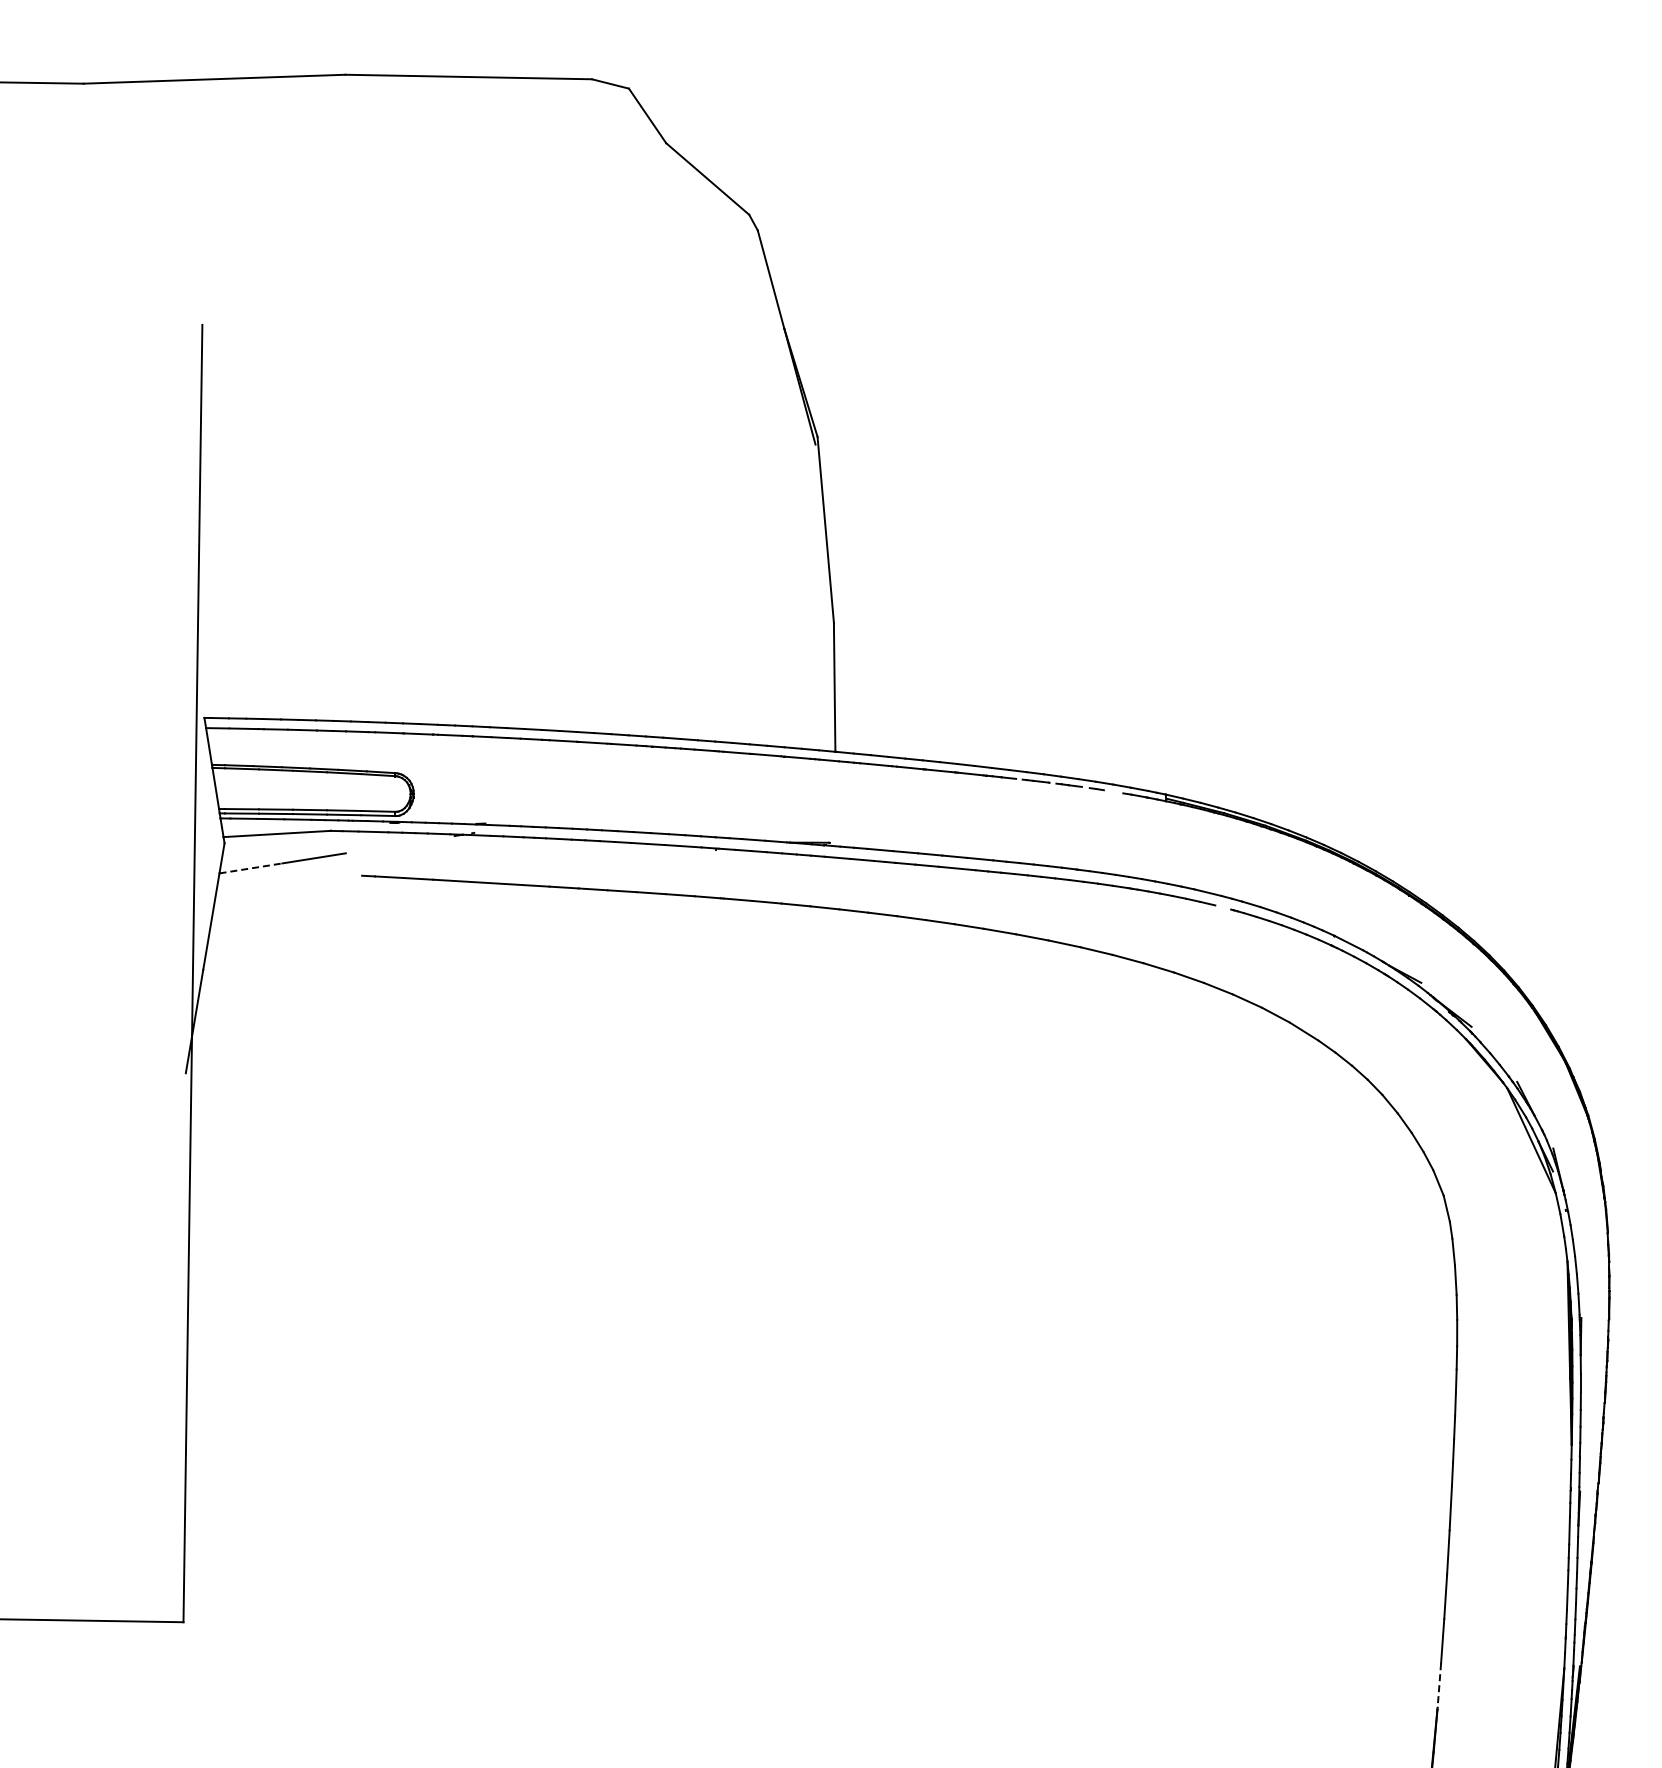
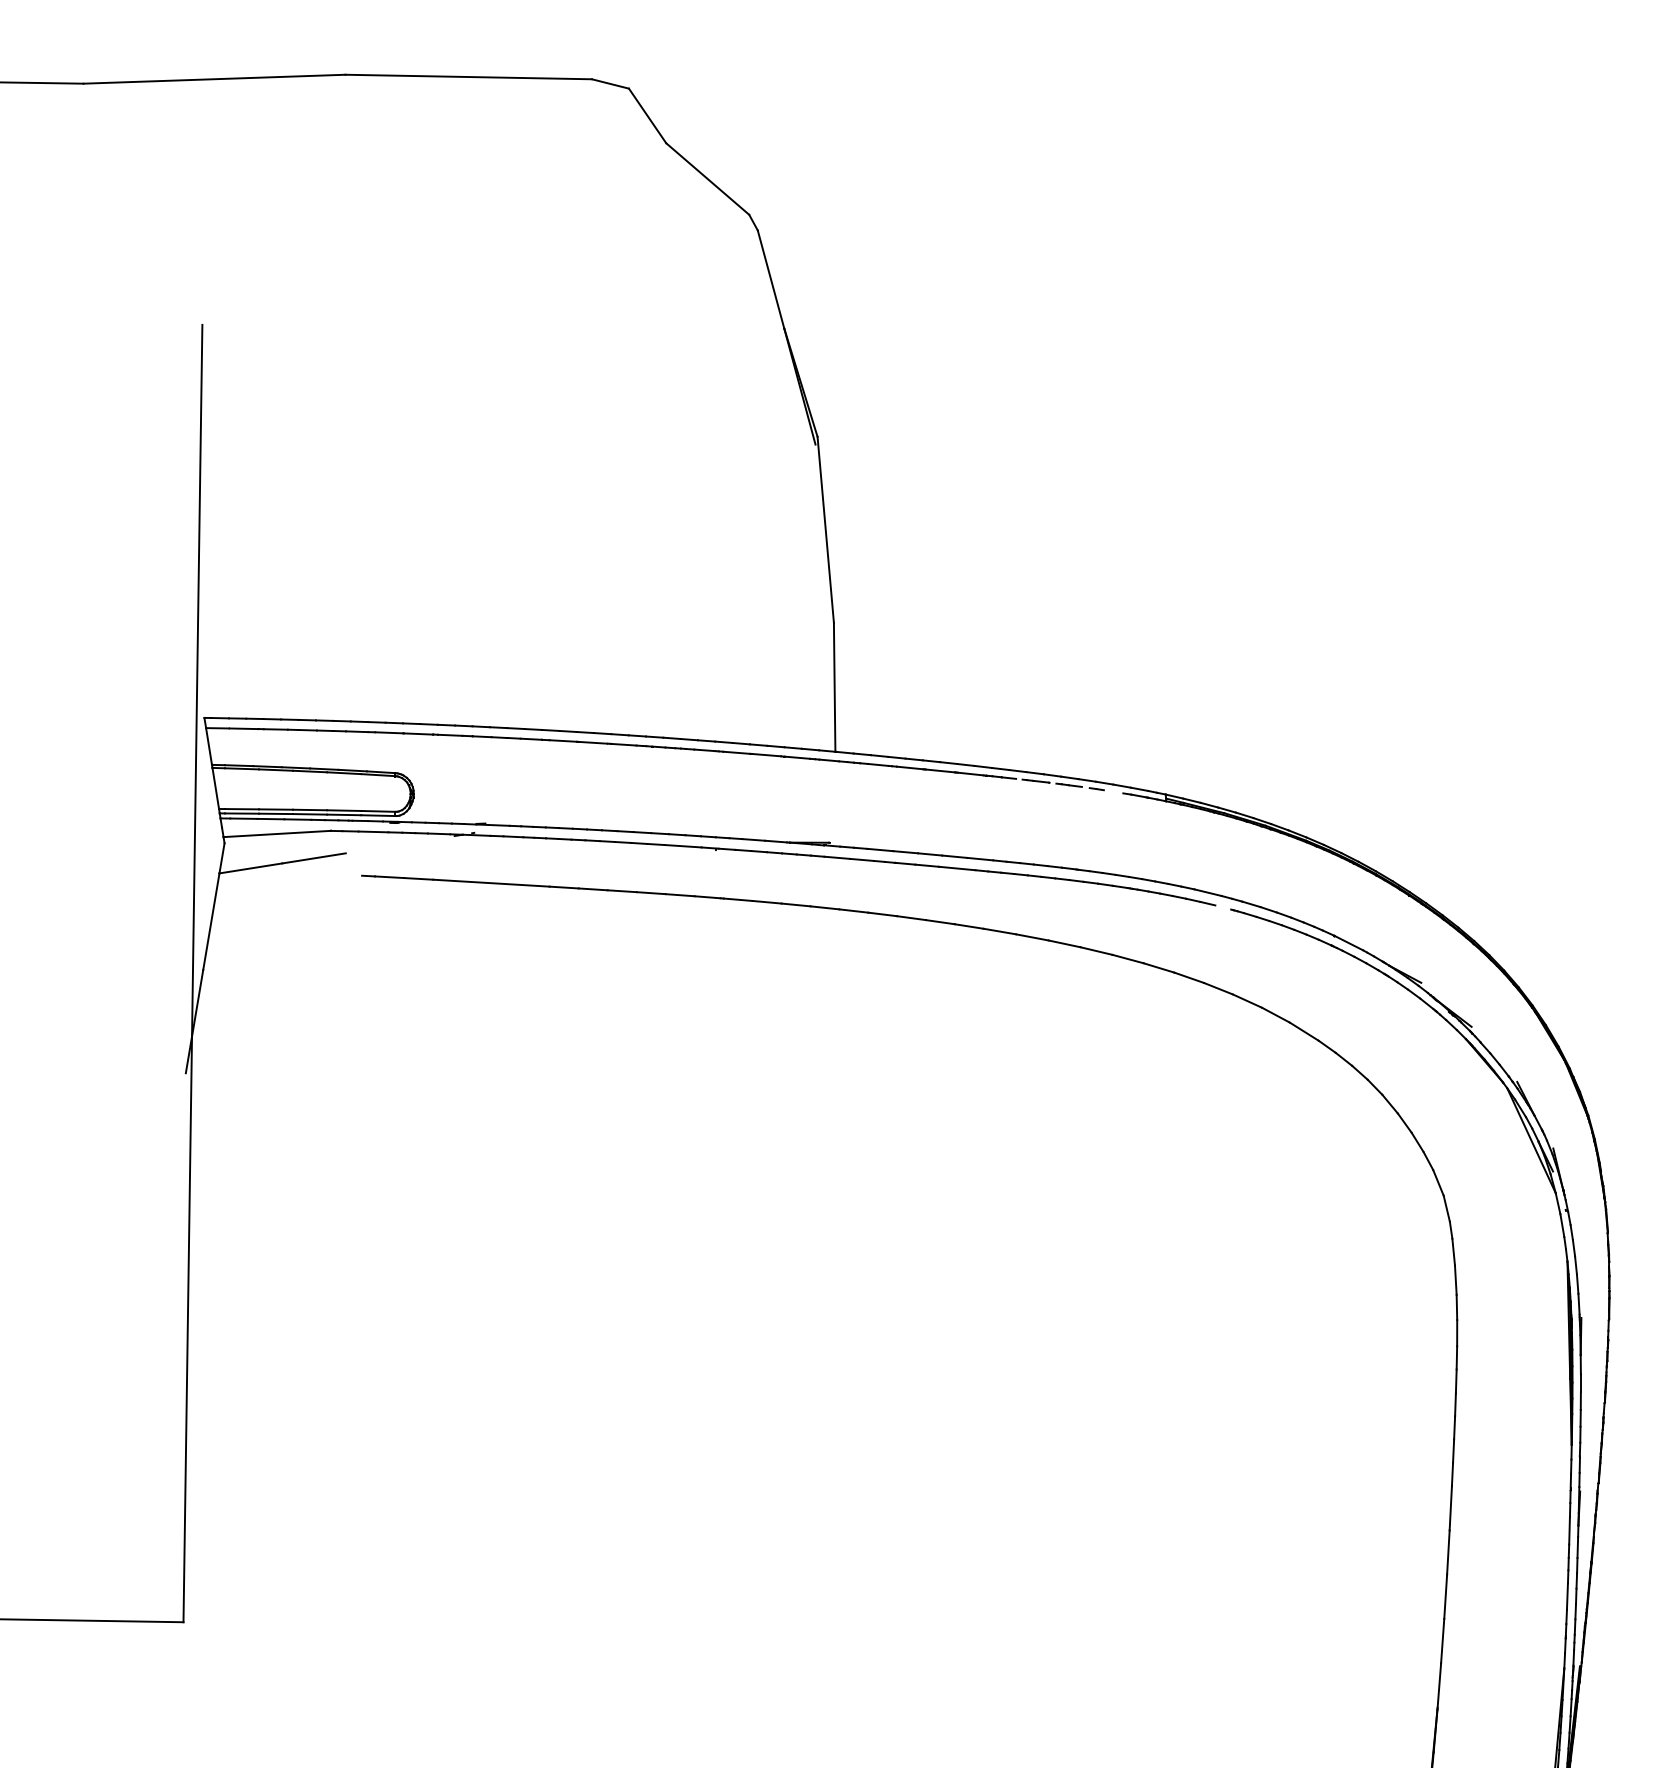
line: dashed -> solid (250, 868)
line: dashed -> solid (1439, 1685)
